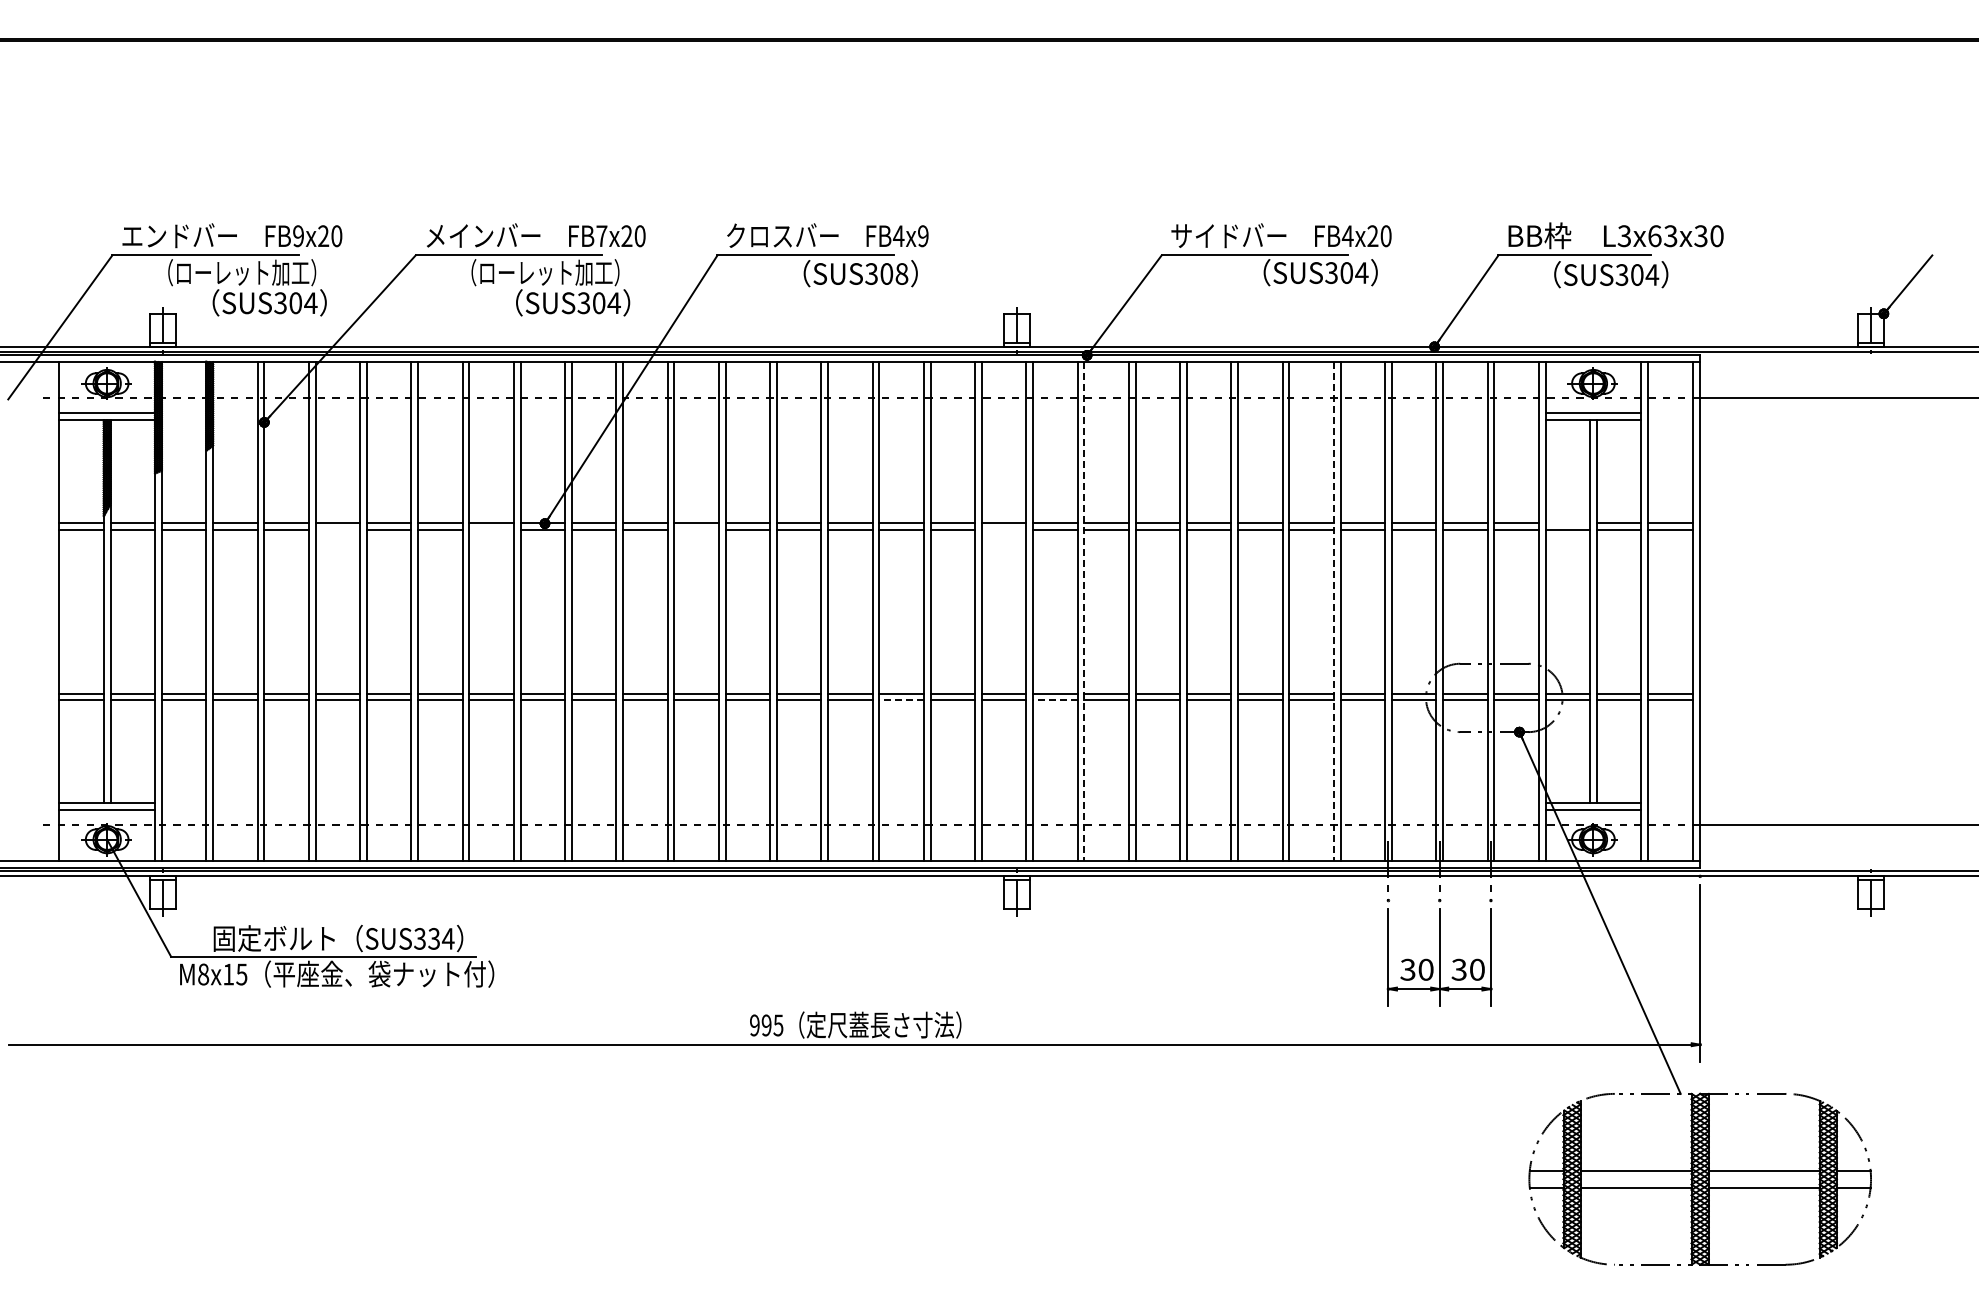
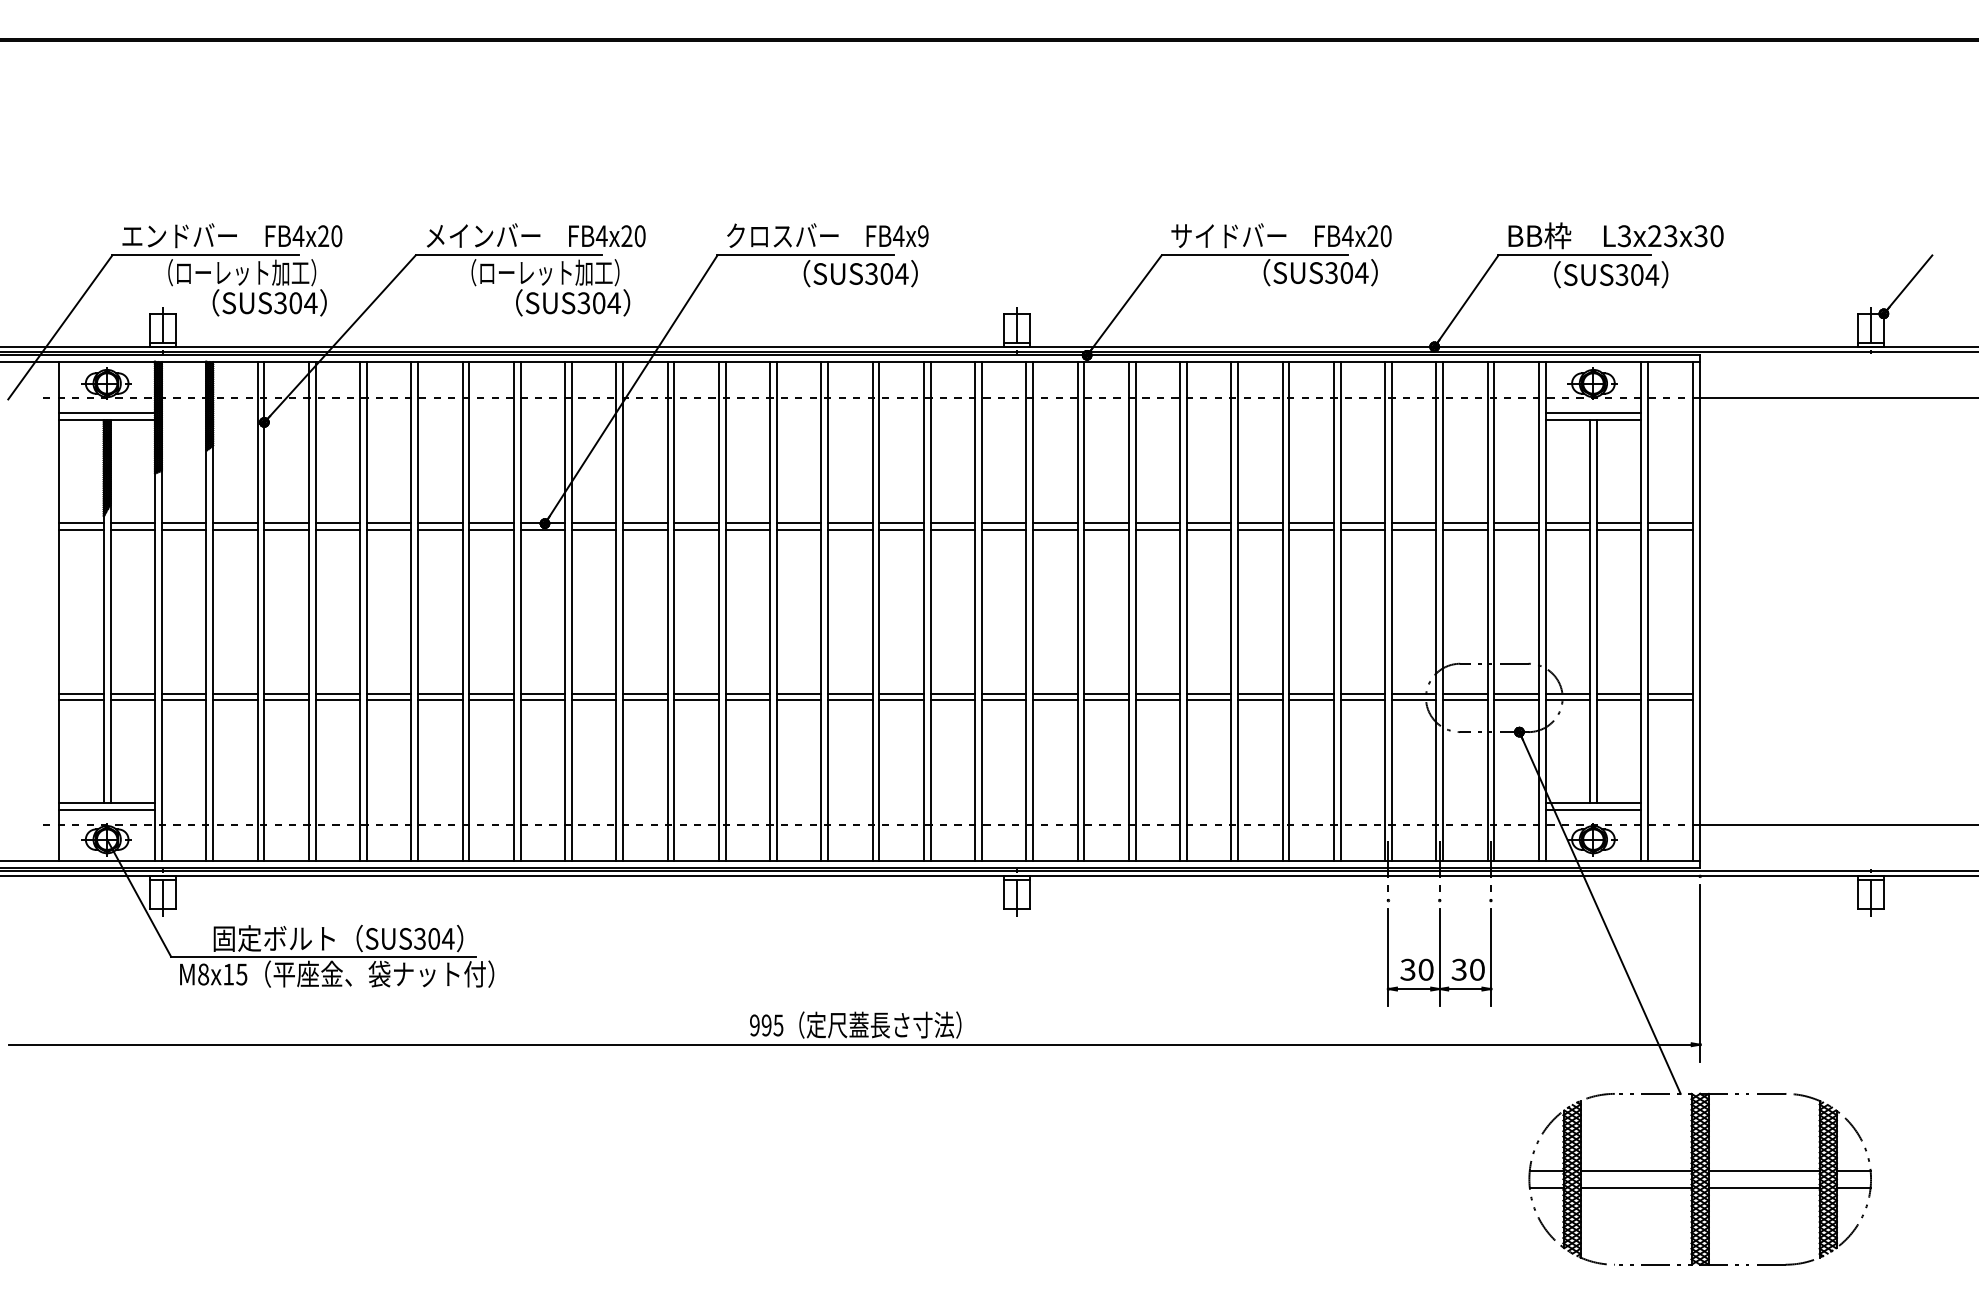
text: FB7x20 -> FB4x20 (601, 235)
text: FB9x20 -> FB4x20 (298, 236)
text: L3x63x30 -> L3x23x30 (1654, 236)
text: SUS308 -> SUS304 (901, 273)
line: none -> present (1567, 522)
line: none -> present (337, 529)
line: none -> present (491, 529)
line: none -> present (696, 529)
line: none -> present (1003, 529)
line: dashed -> solid (1084, 612)
line: dashed -> solid (1333, 612)
line: dashed -> solid (901, 700)
line: dashed -> solid (1054, 700)
text: SUS334 -> SUS304 (434, 938)
